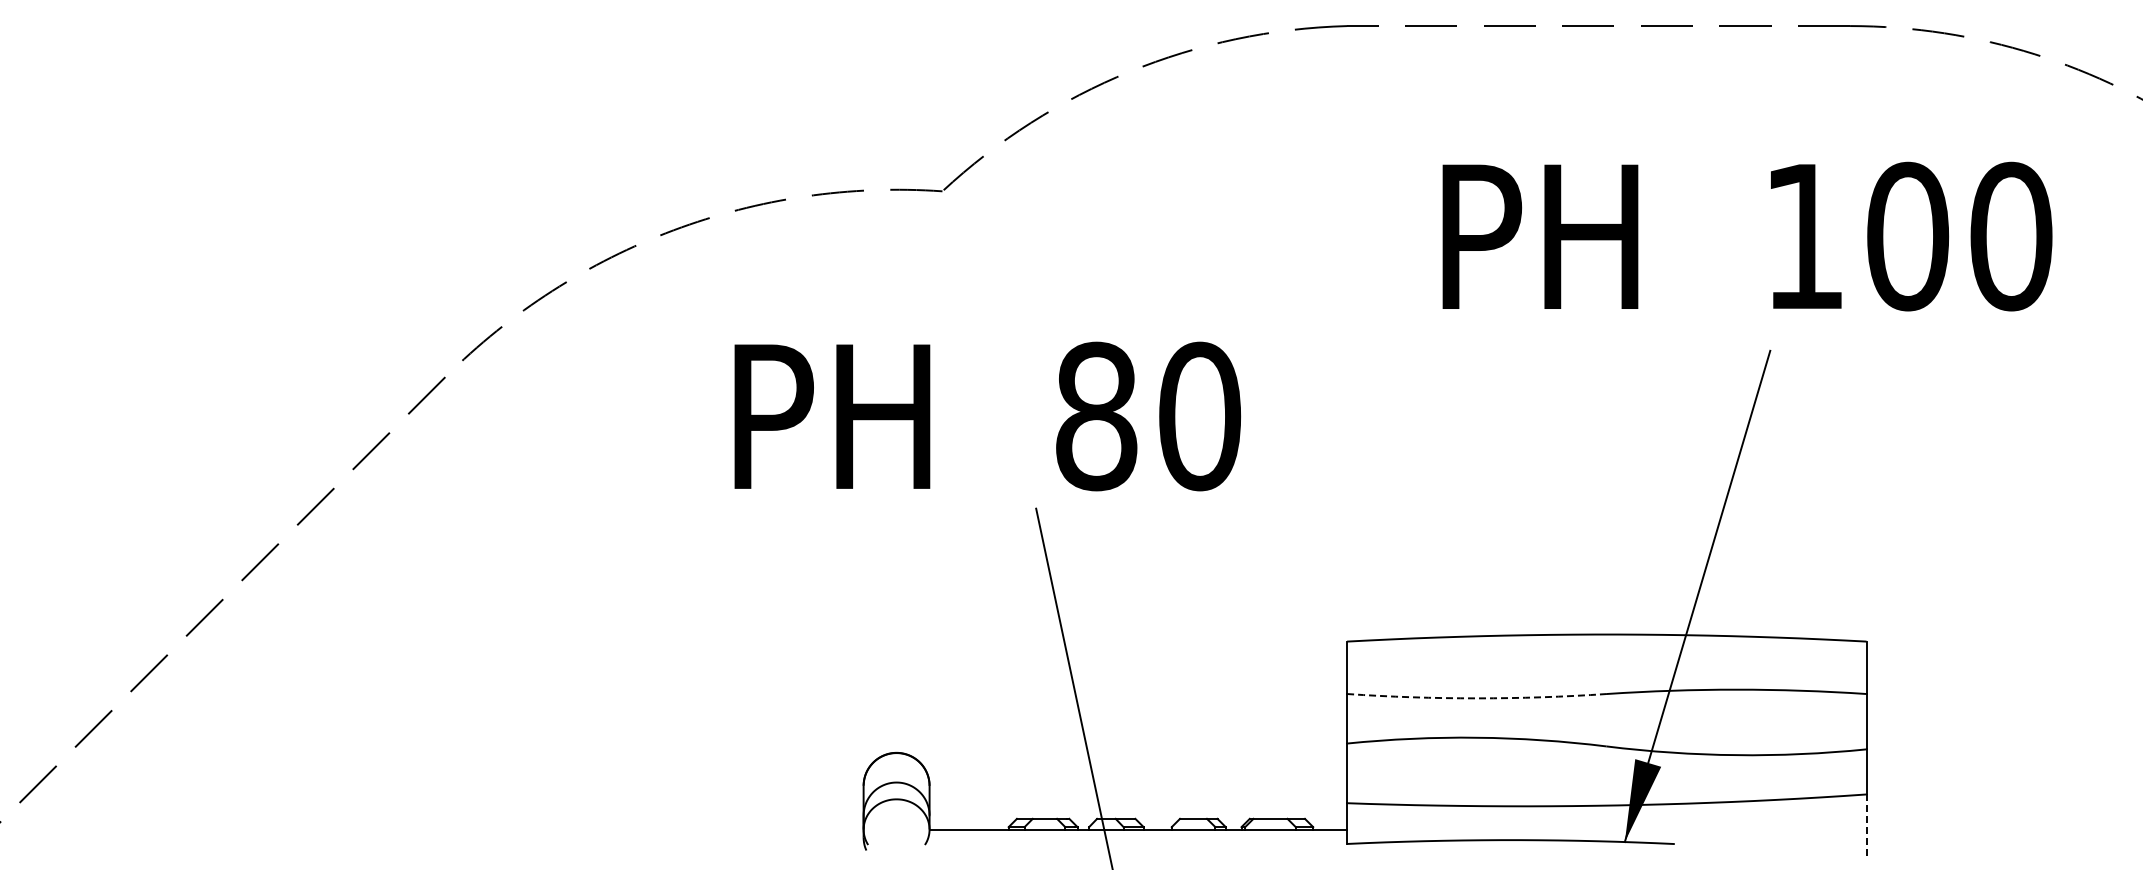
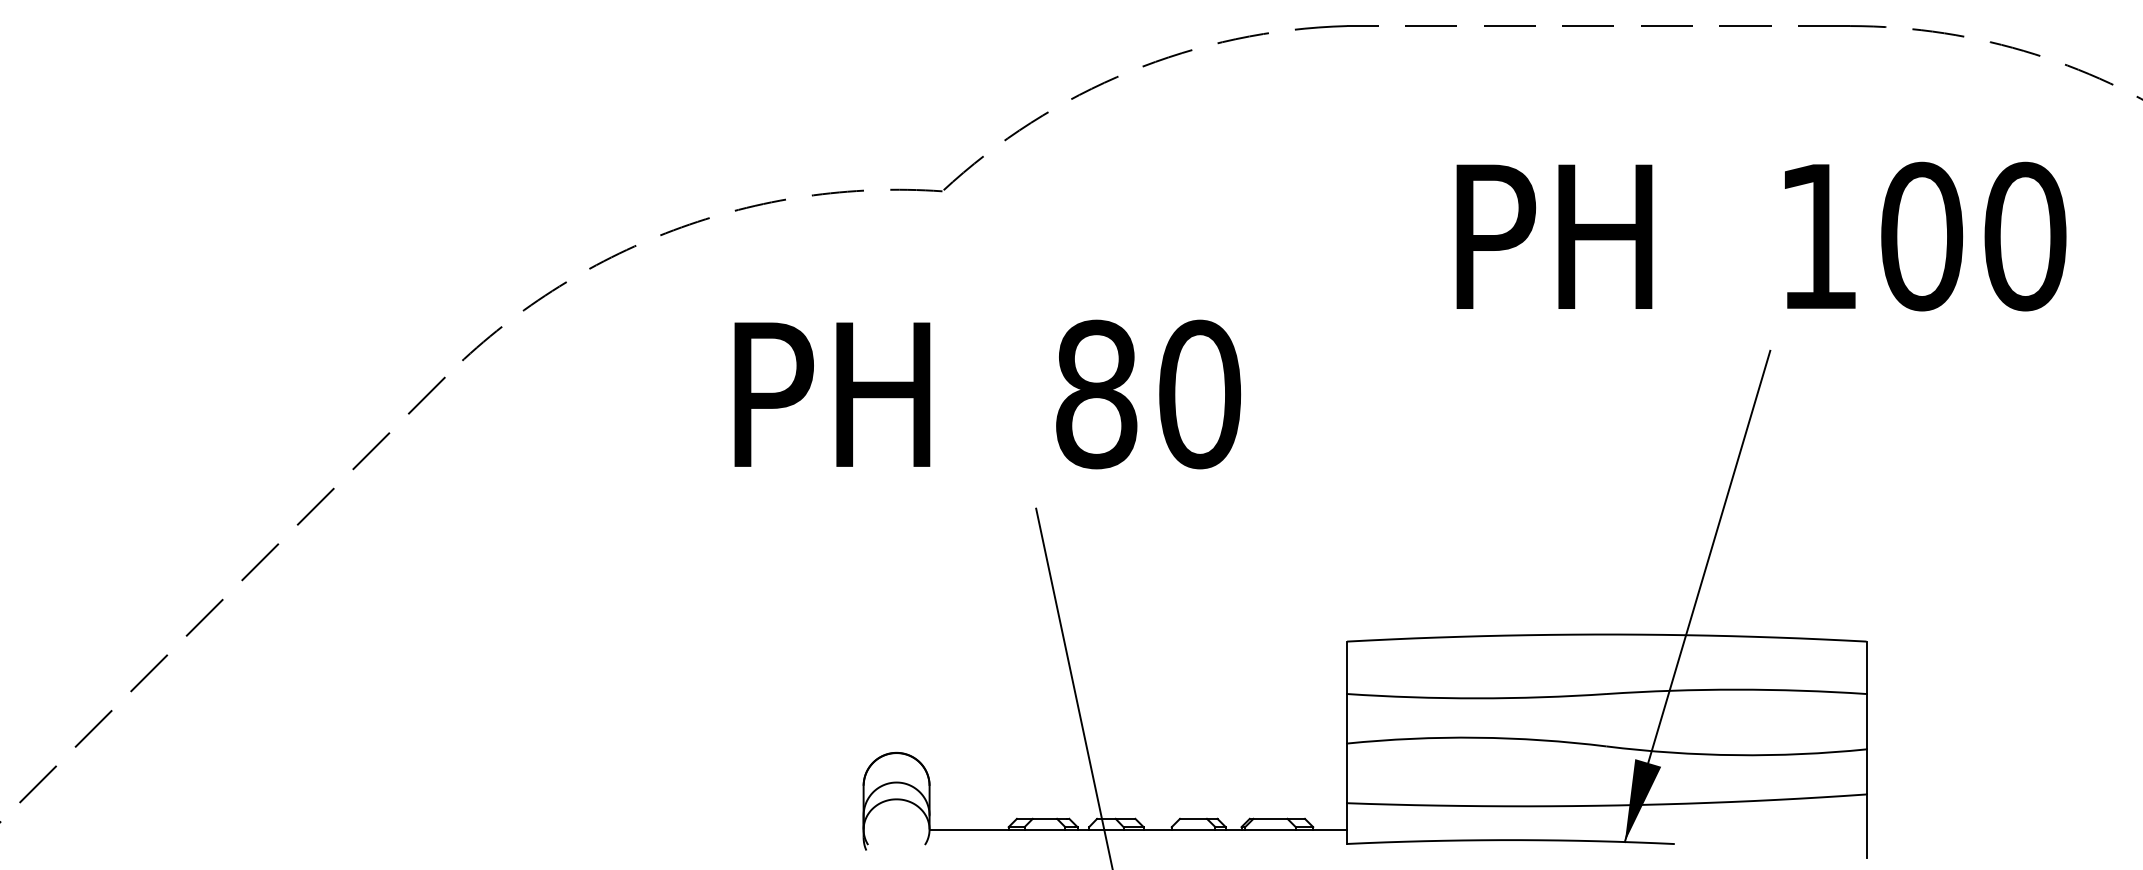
text position: (1747, 236) -> (1761, 236) (1761, 236)
text position: (987, 416) -> (987, 394) (987, 394)
arc: dashed -> solid (1477, 698)
line: dashed -> solid (1866, 826)
